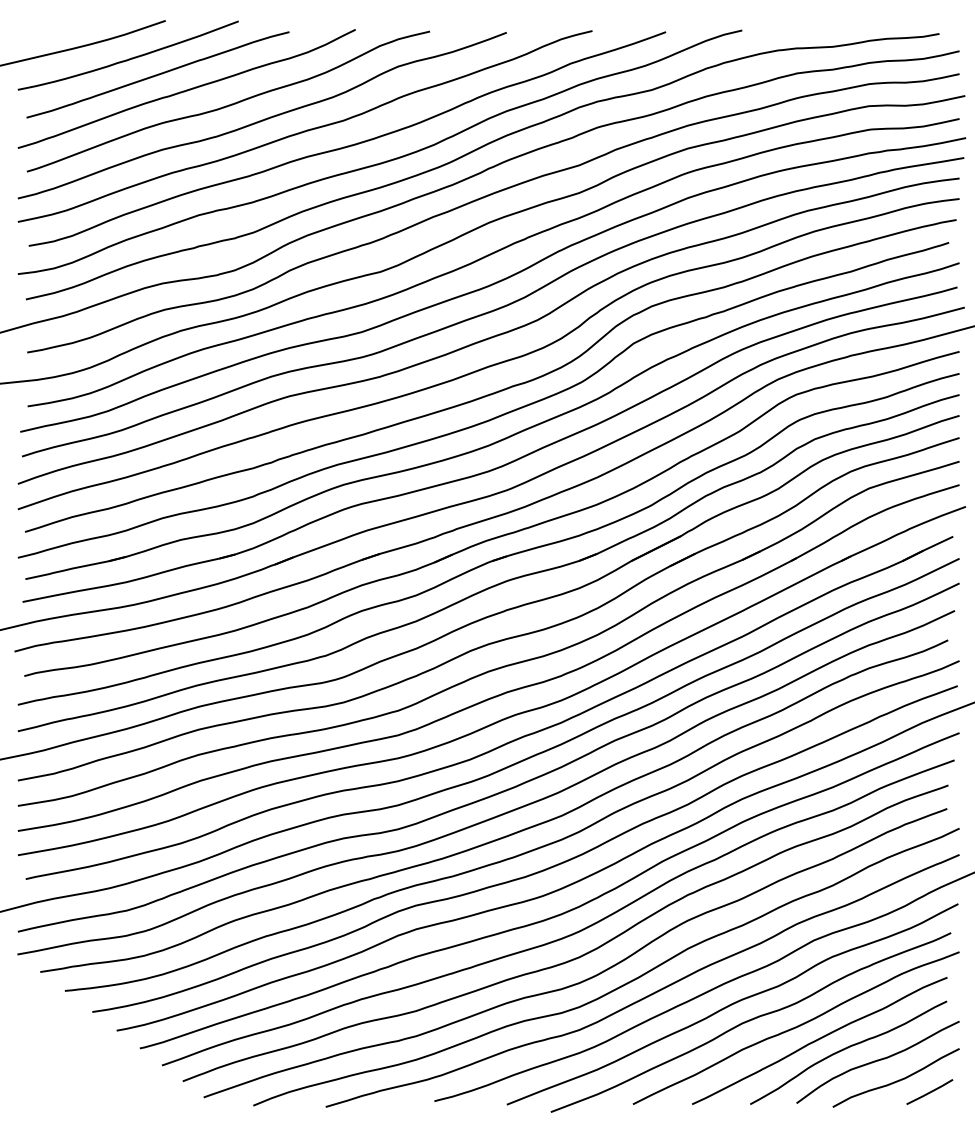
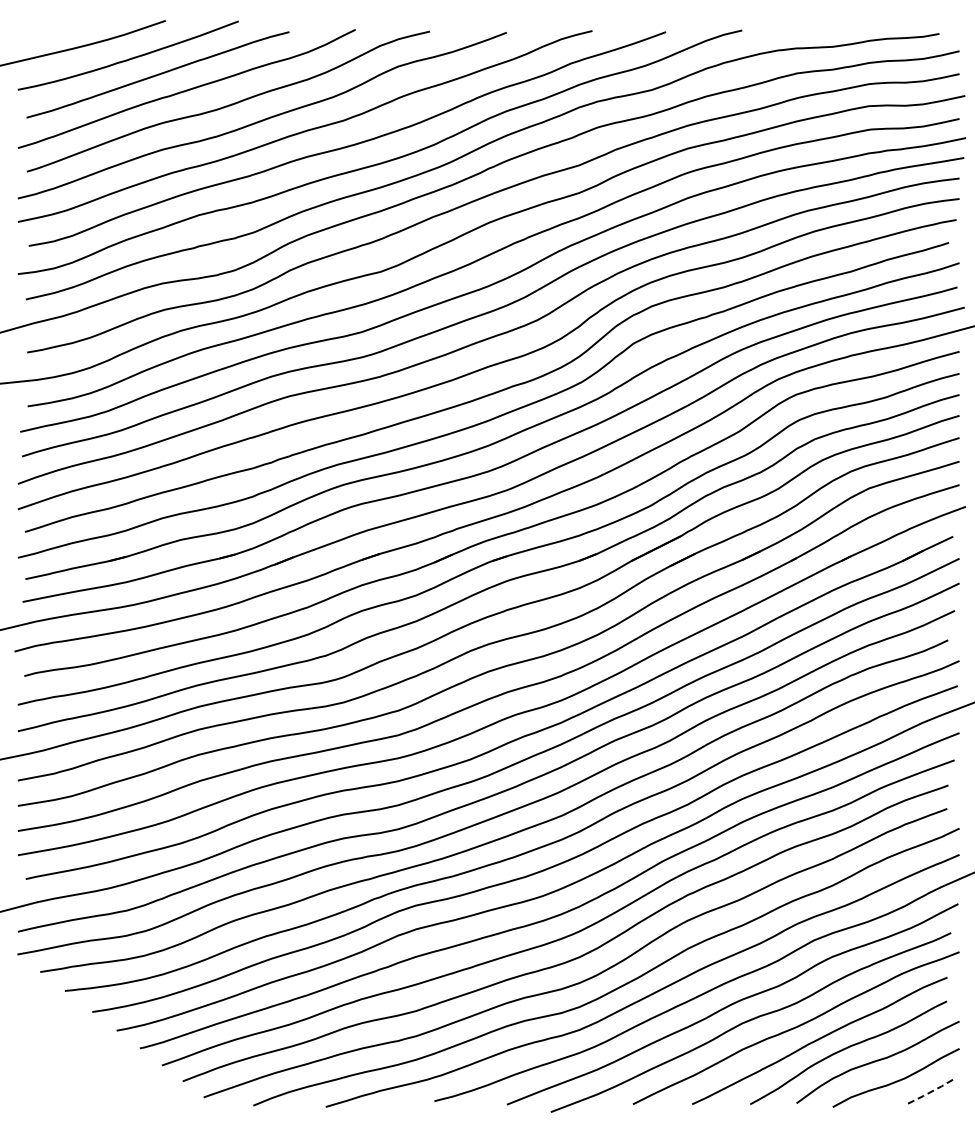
line: solid -> dashed (930, 1092)
